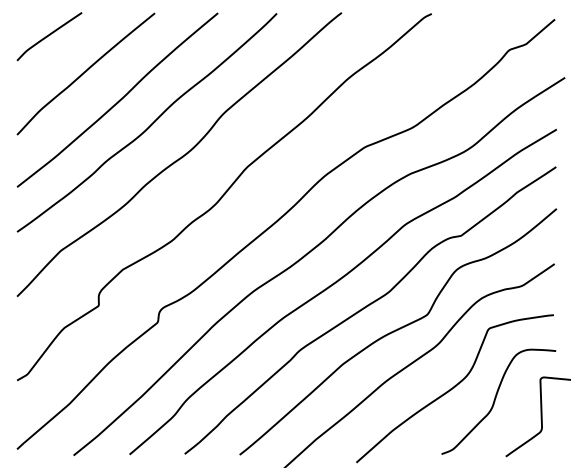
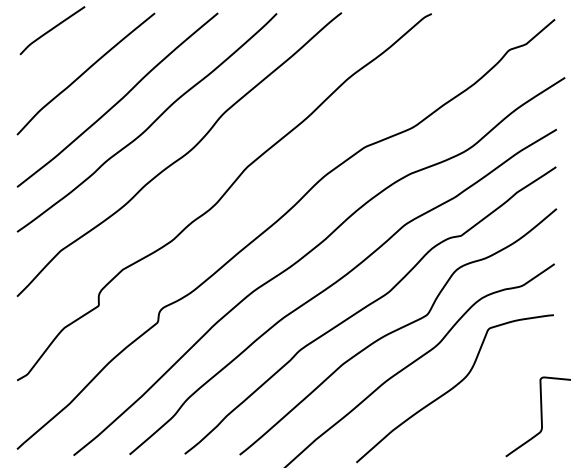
curve position: (49, 35) -> (52, 29) (52, 29)
curve: present -> none (495, 401)
